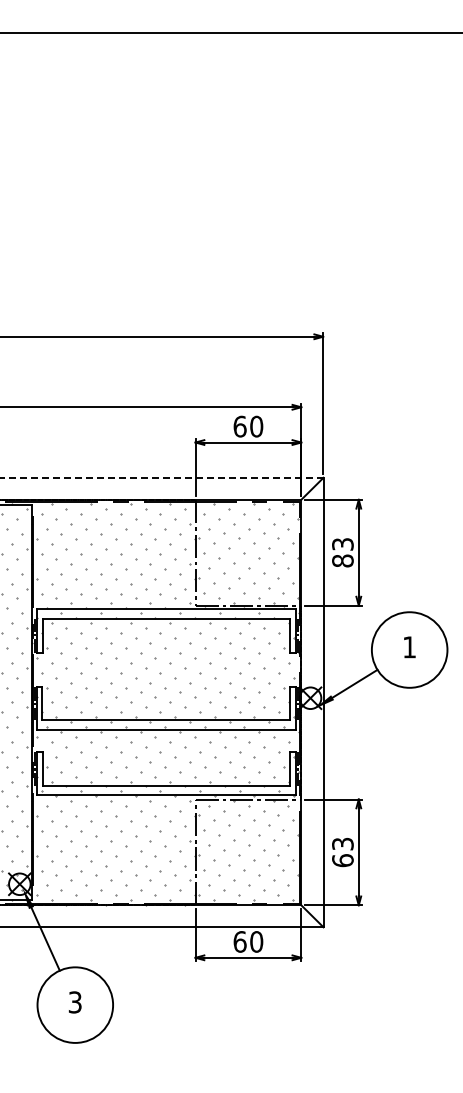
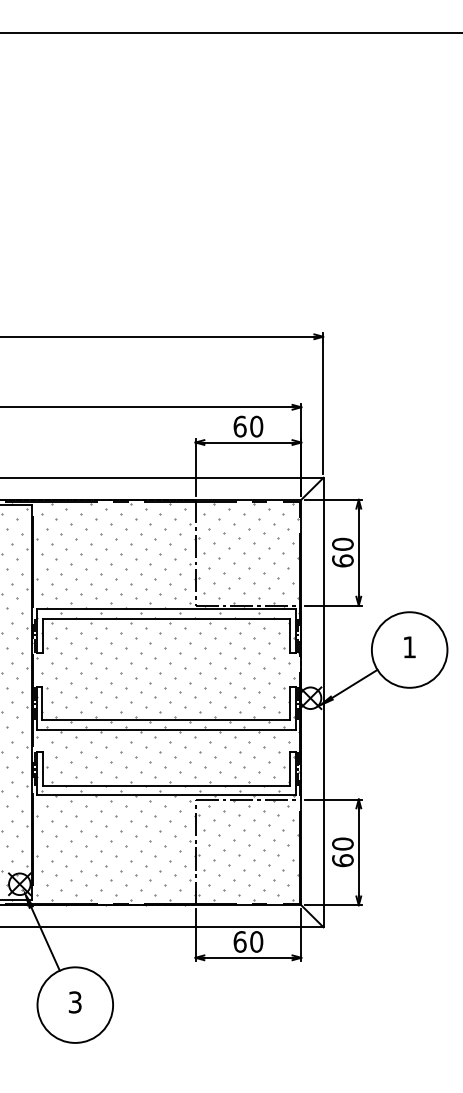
line: dashed -> solid (162, 477)
text: 83 -> 60 (342, 552)
text: 63 -> 60 (342, 843)
